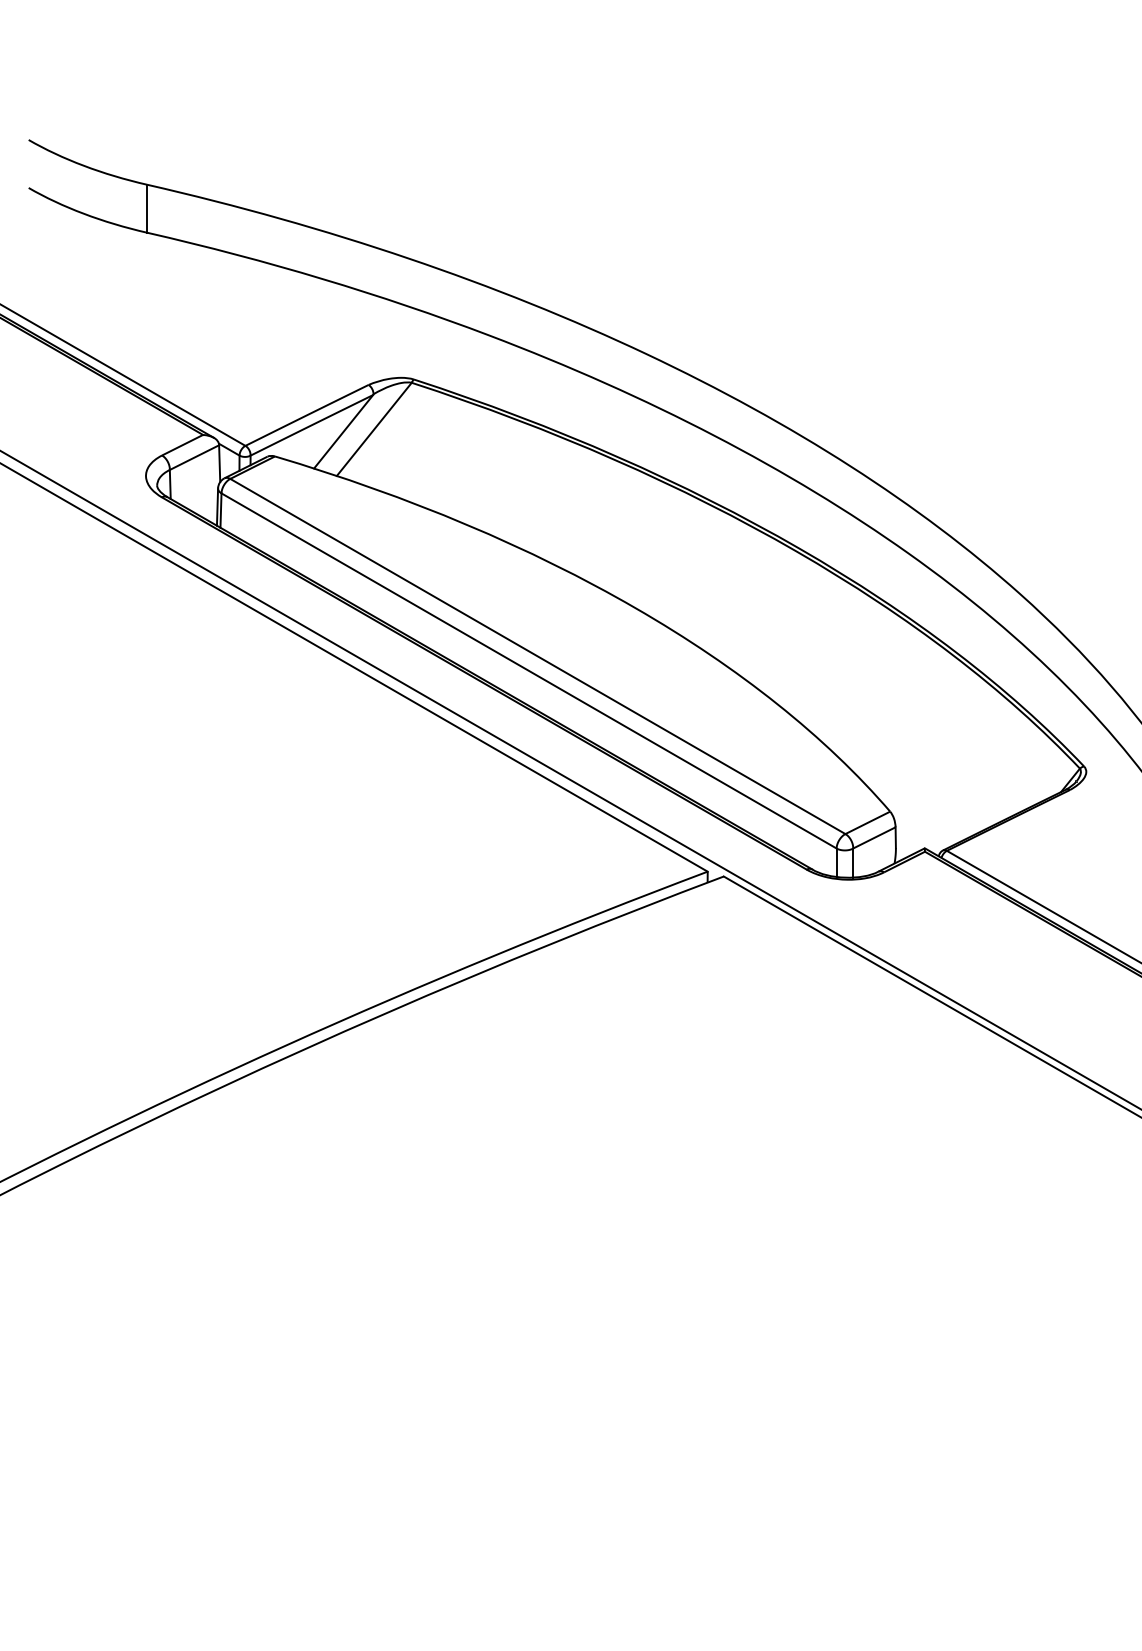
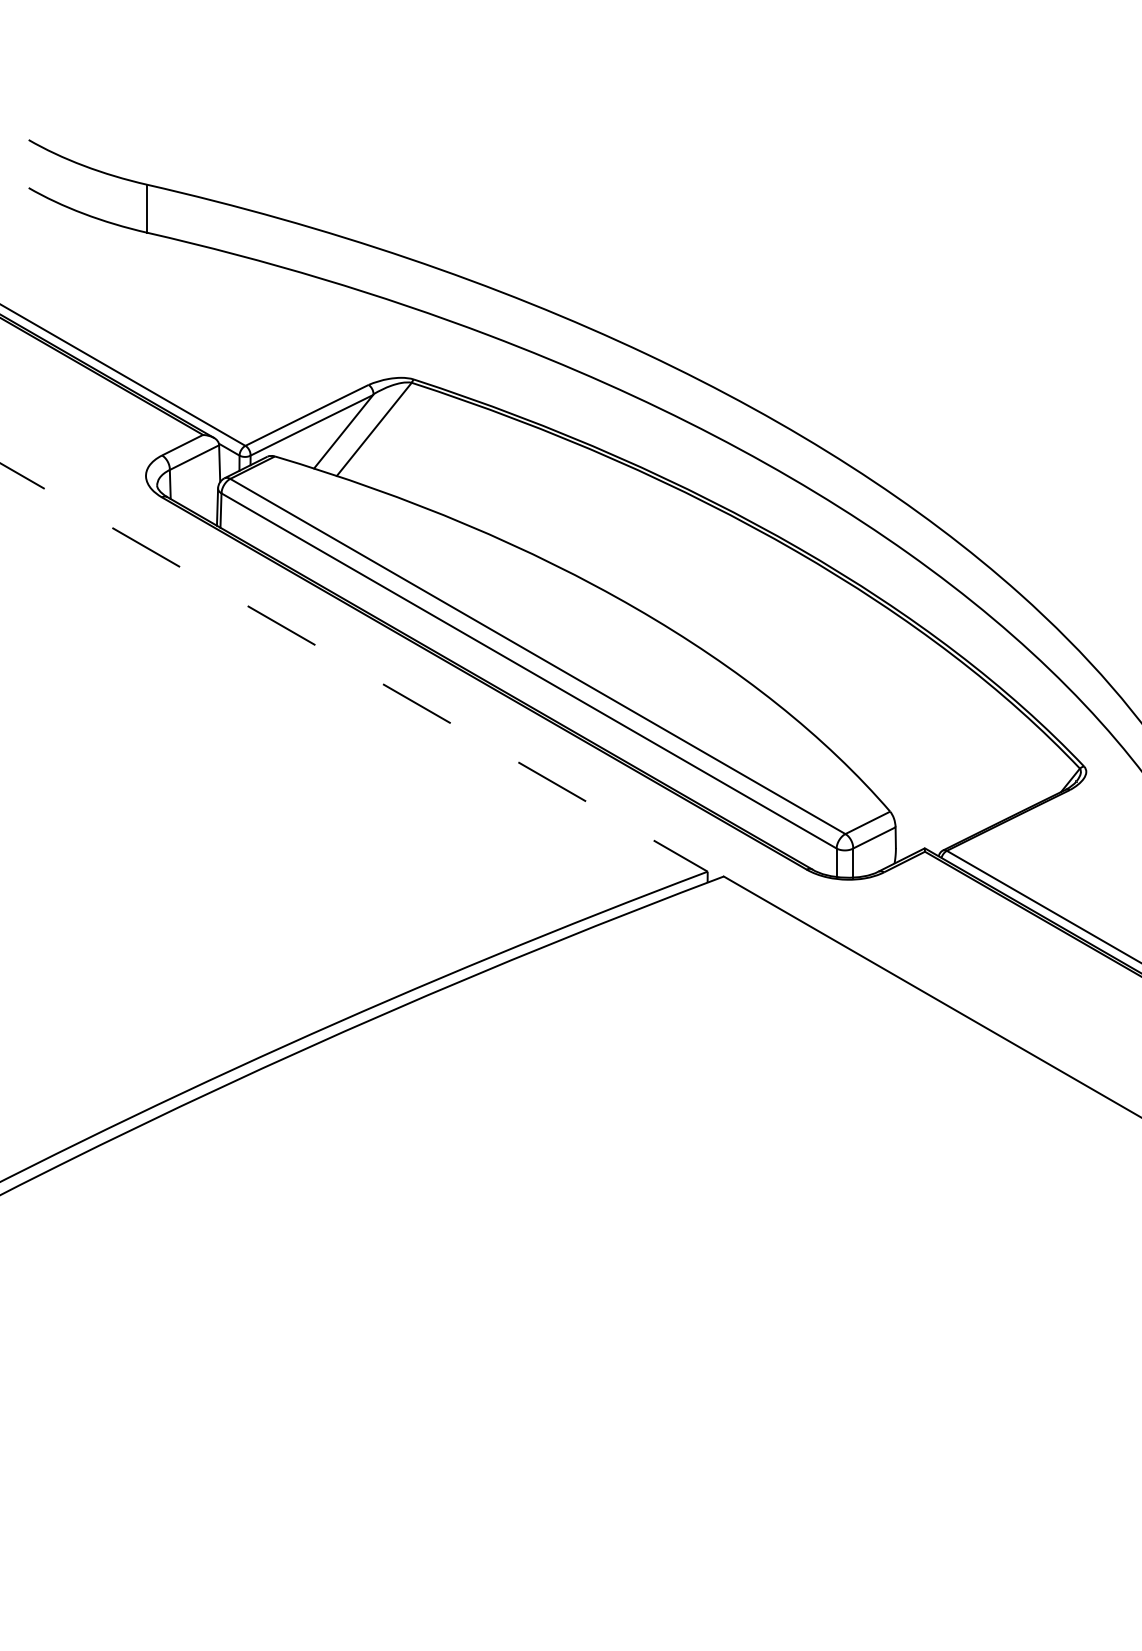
line: solid -> dashed (354, 667)
line: present -> none (570, 779)
